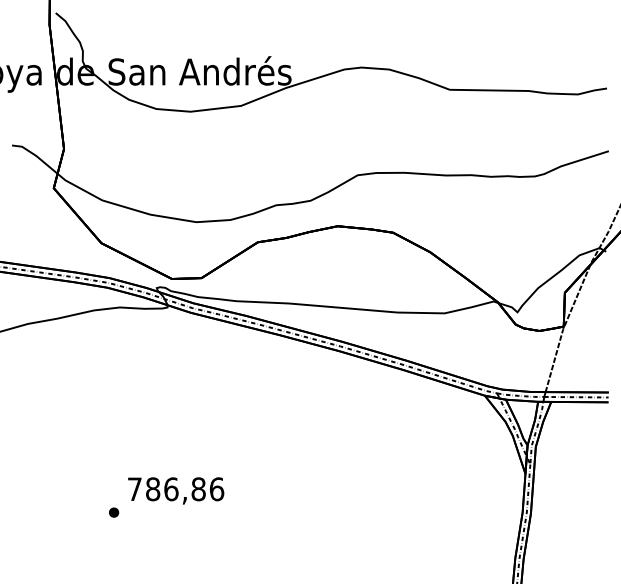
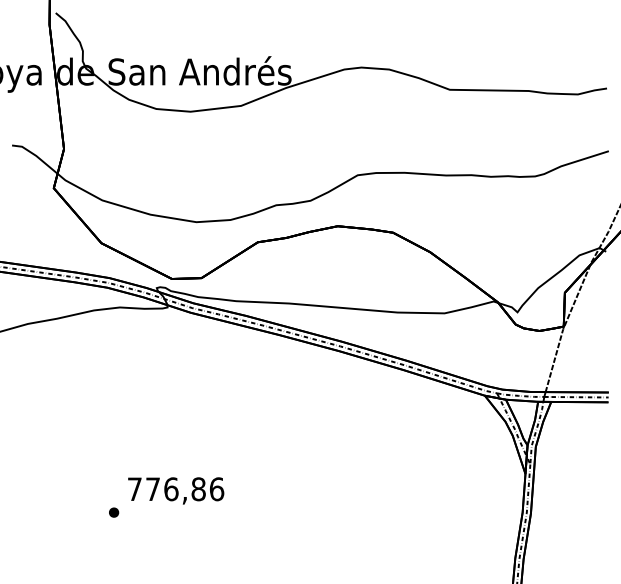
text: 786,86 -> 776,86 (153, 489)
